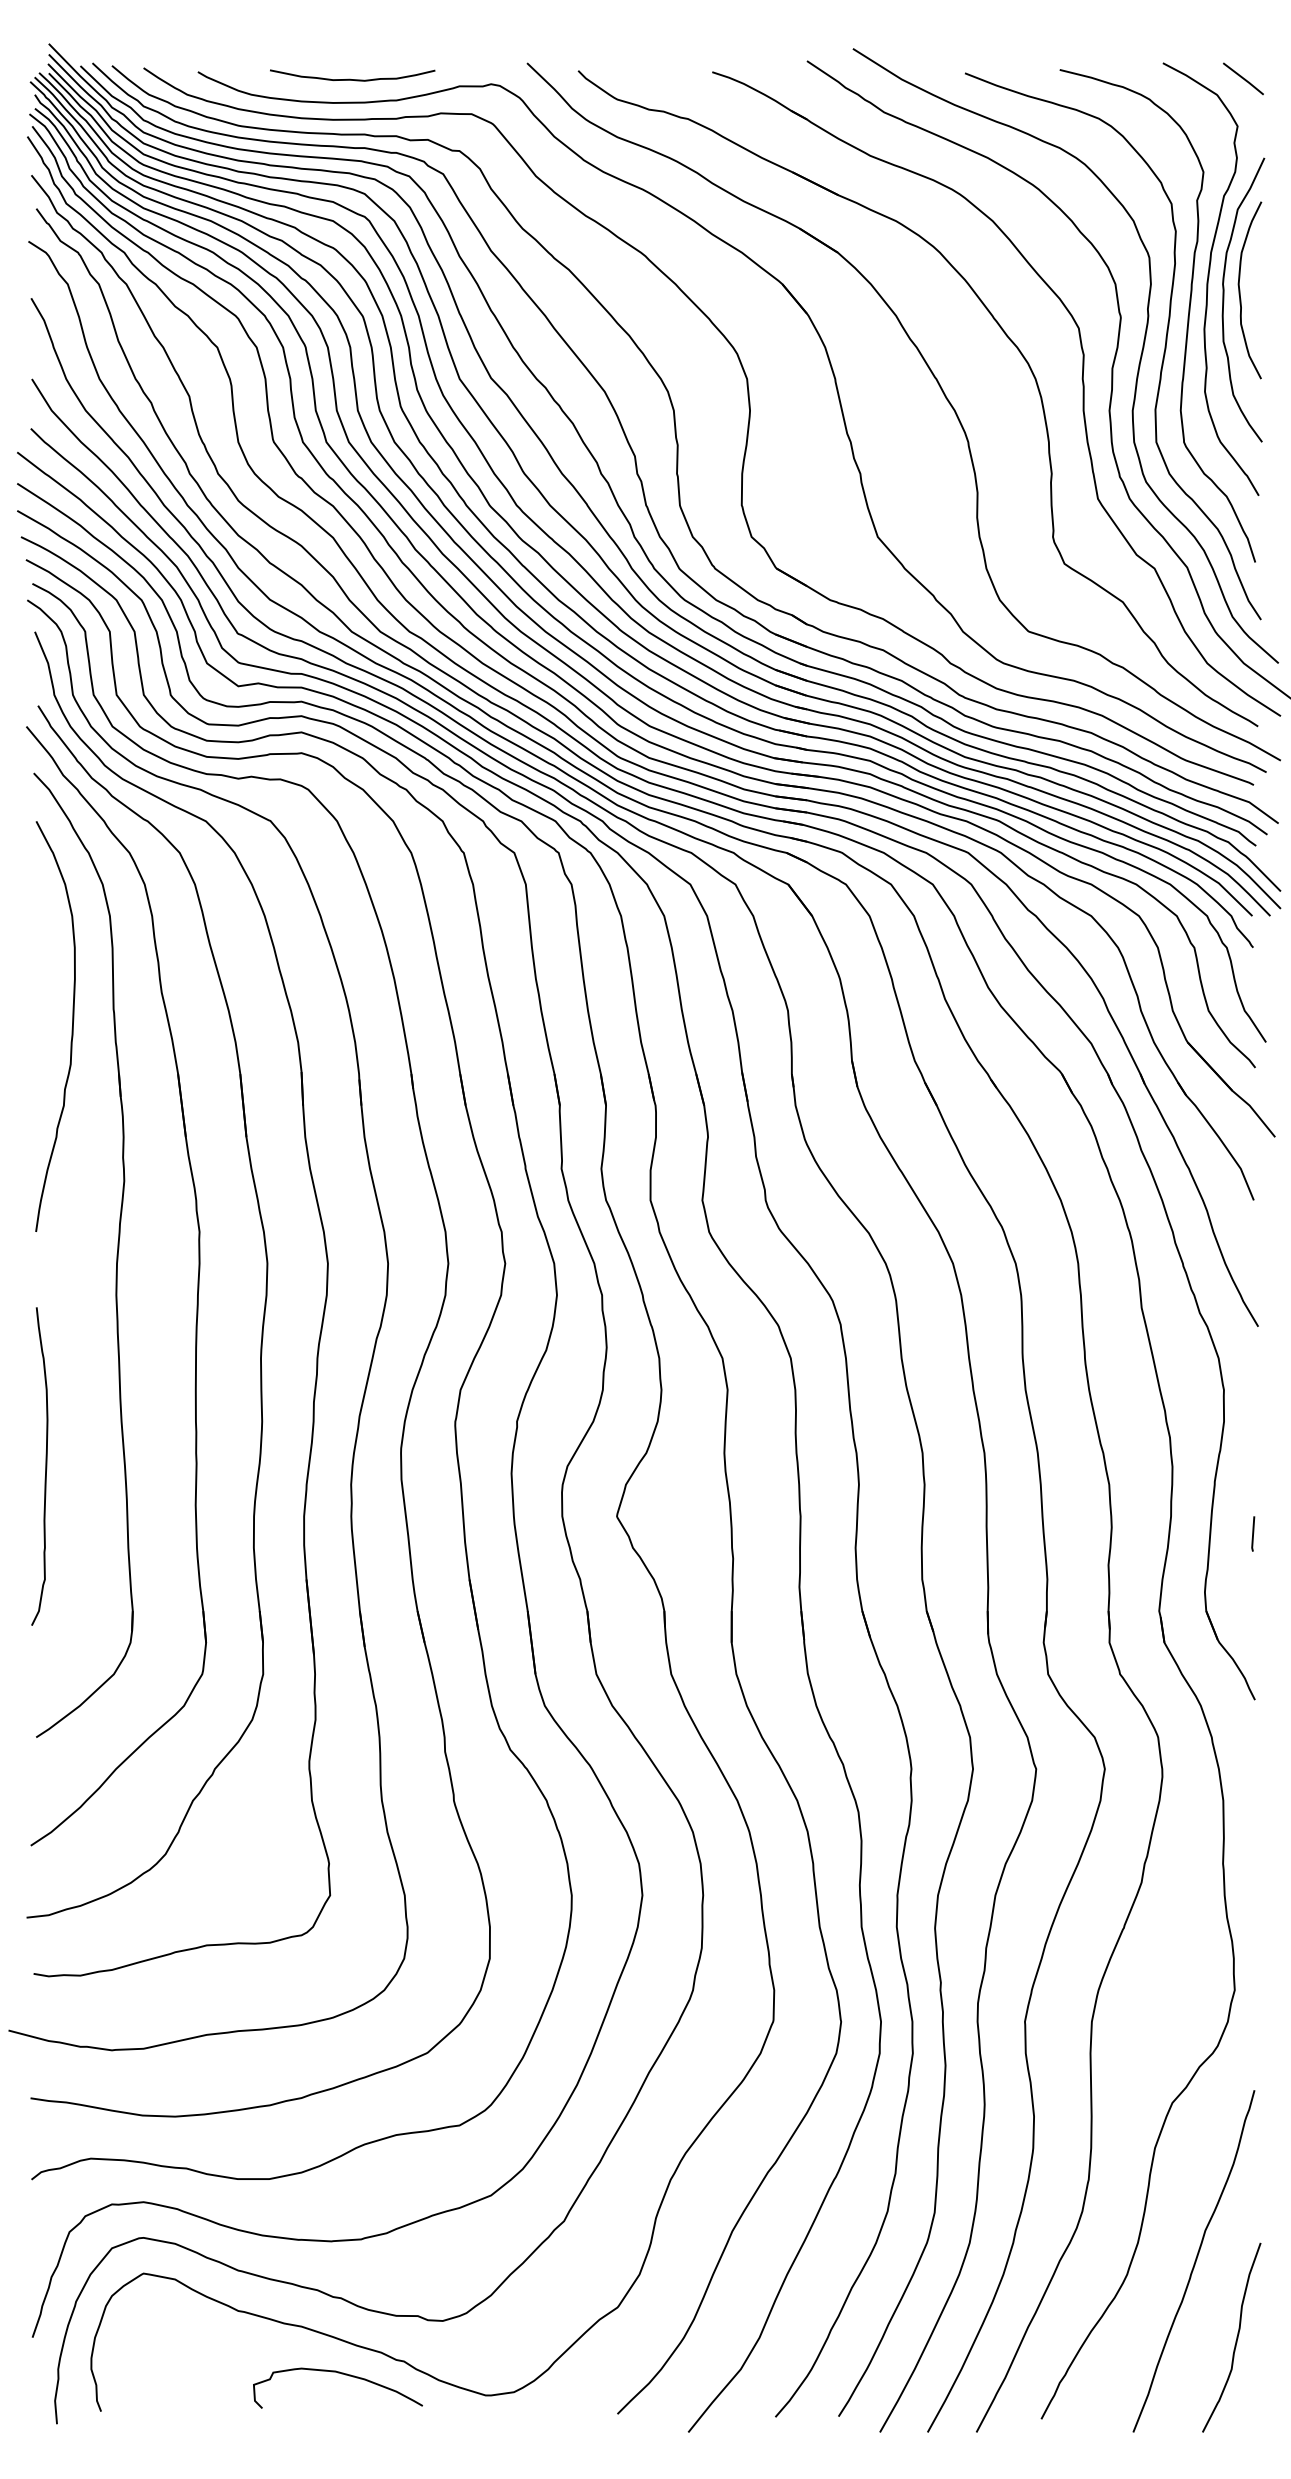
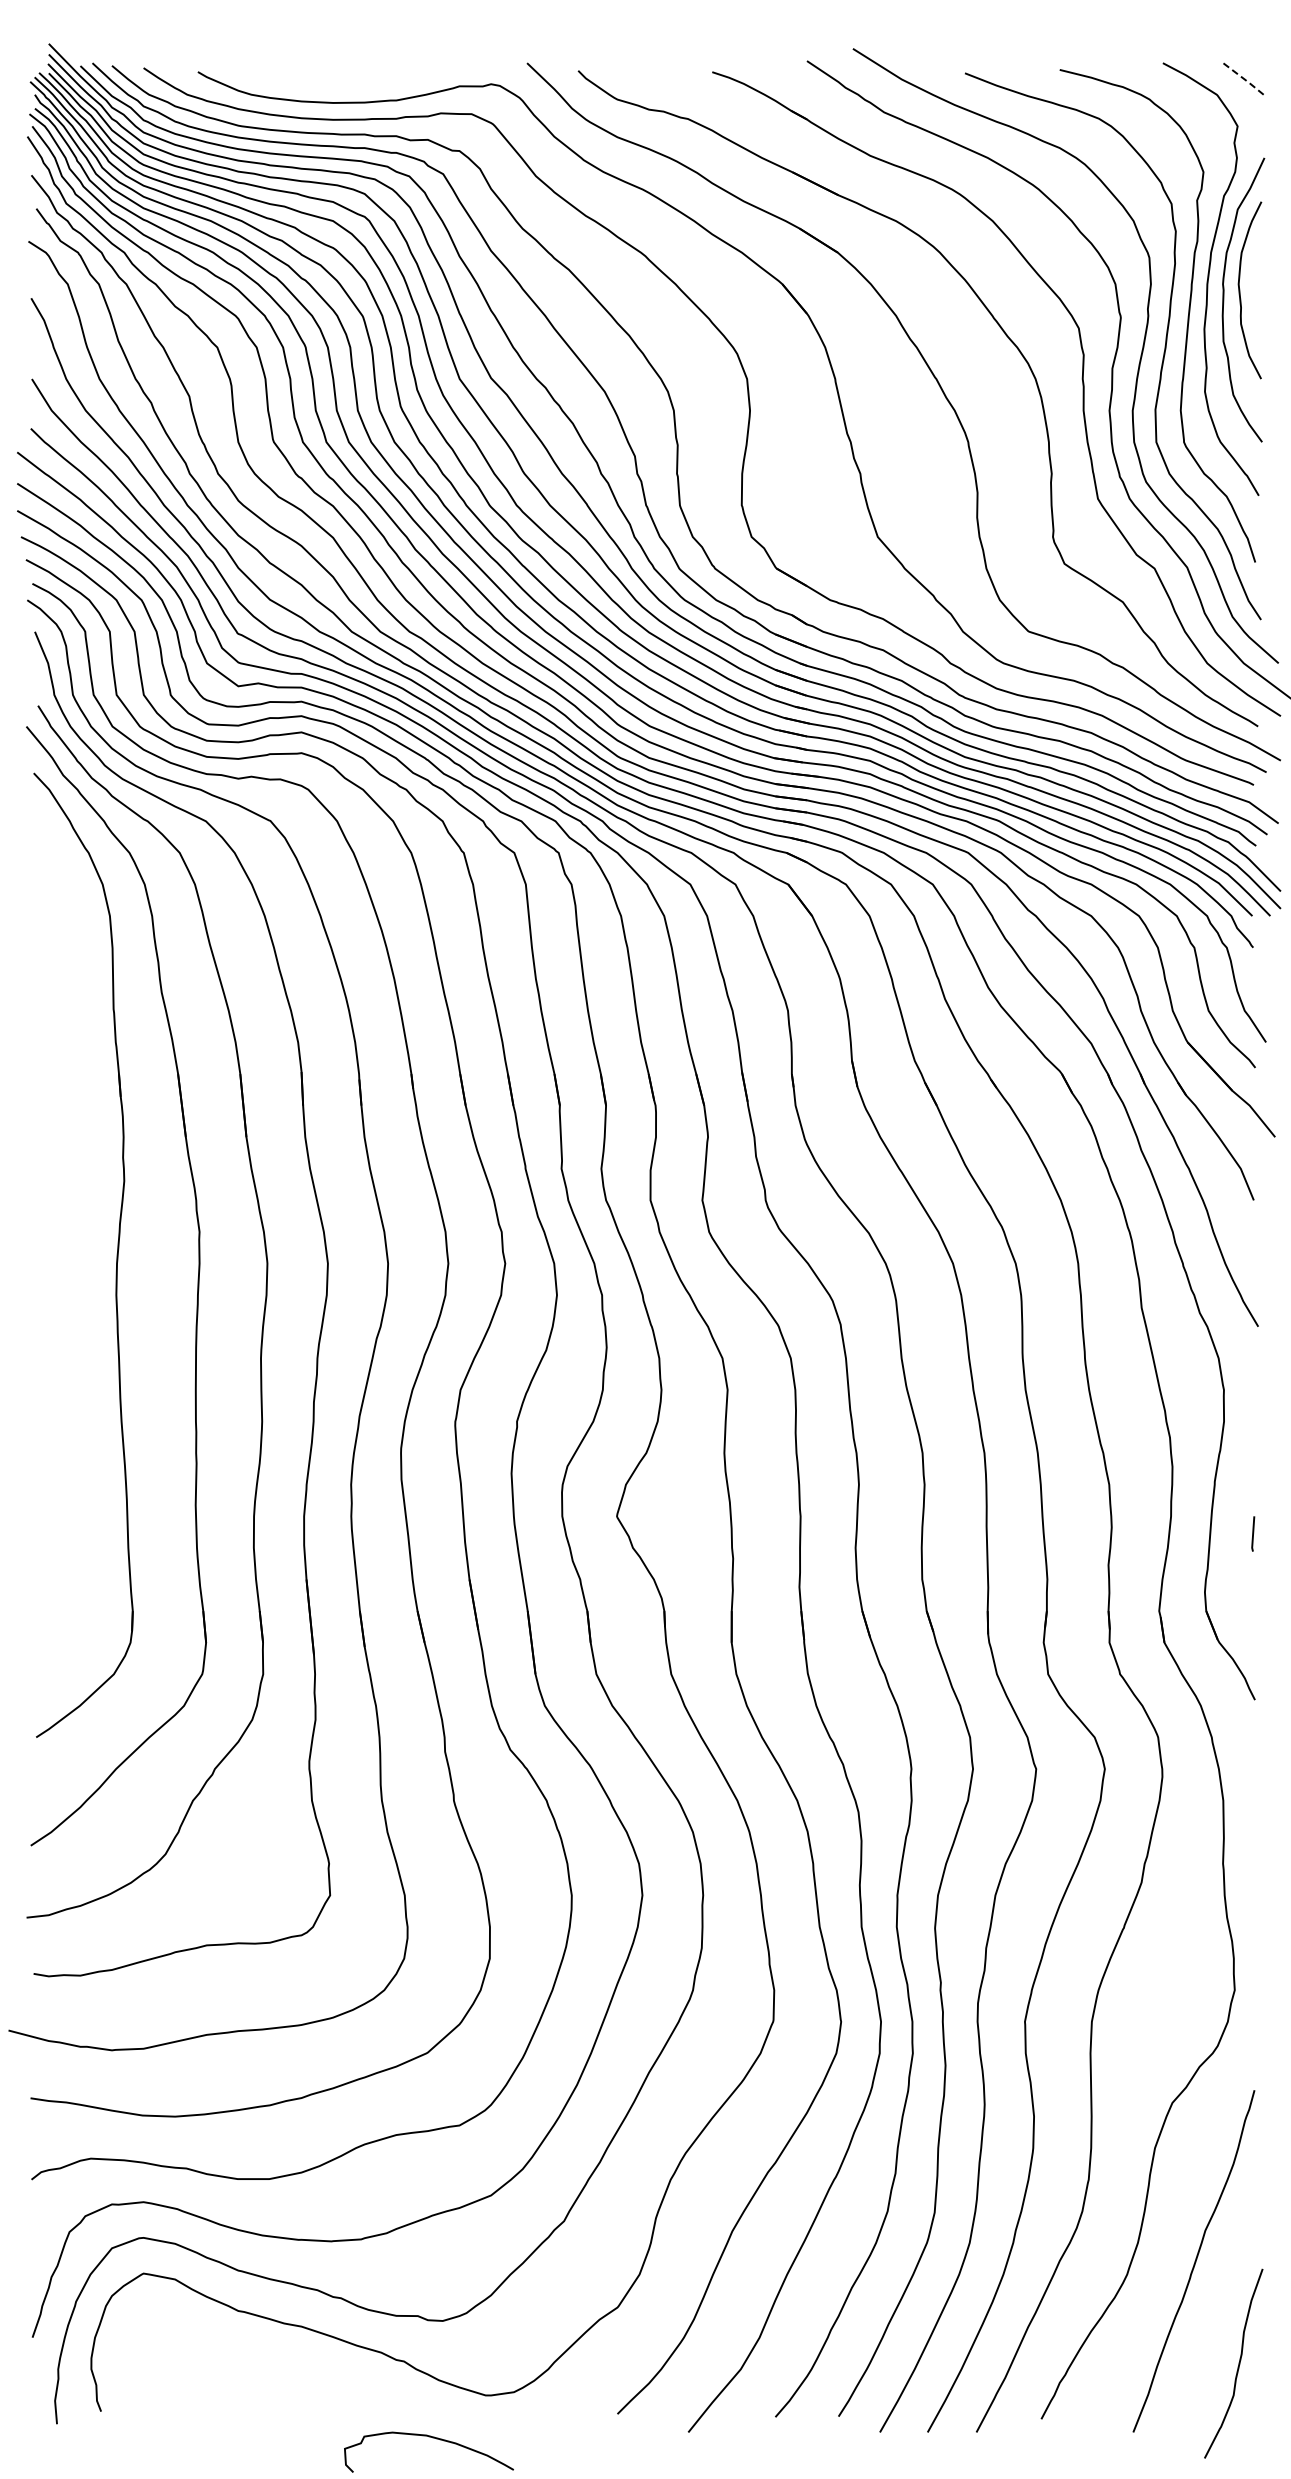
curve: present -> none (350, 78)
line: solid -> dashed (1243, 78)
curve: present -> none (71, 1028)
curve: present -> none (45, 1466)
curve position: (1236, 2337) -> (1238, 2363) (1238, 2363)
curve position: (341, 2374) -> (432, 2438) (432, 2438)
